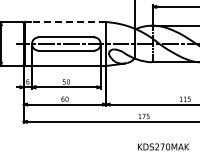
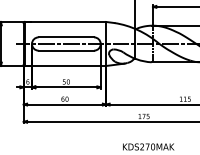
line: dashed -> solid (65, 21)
text position: (163, 146) -> (148, 146) (148, 146)
